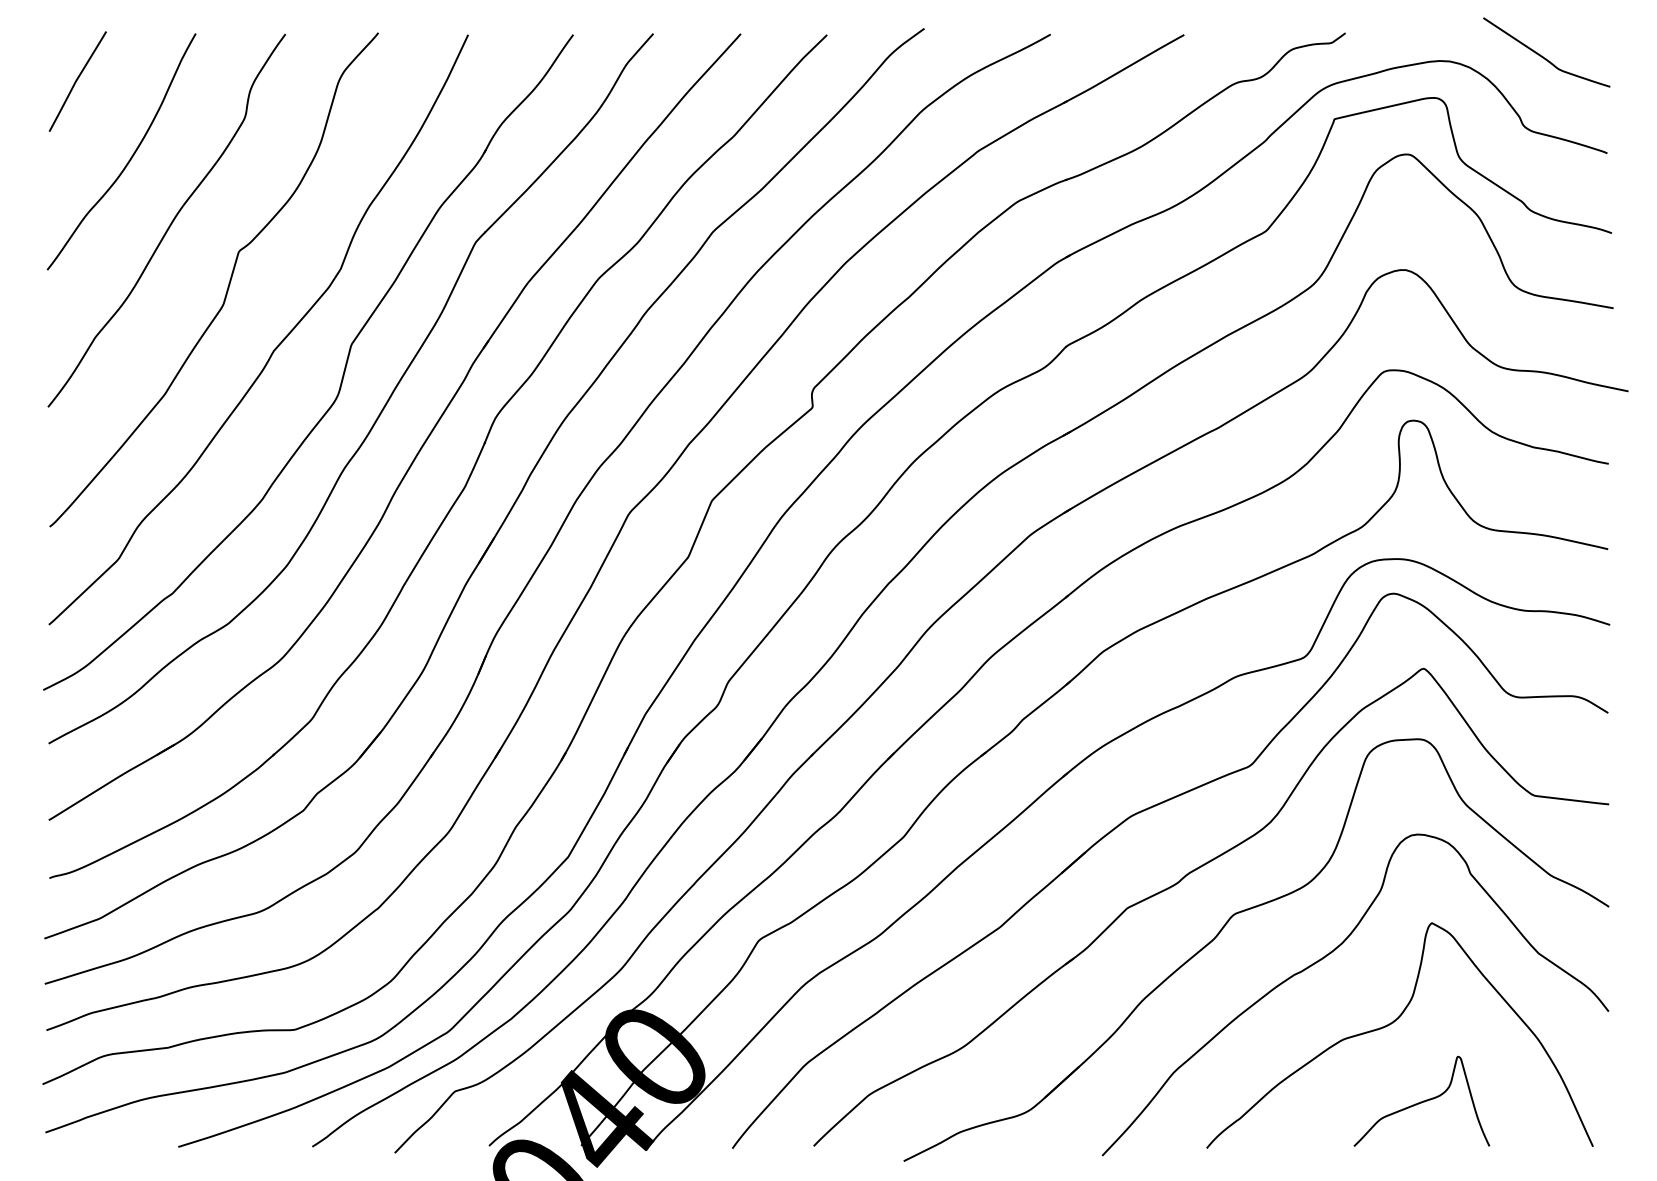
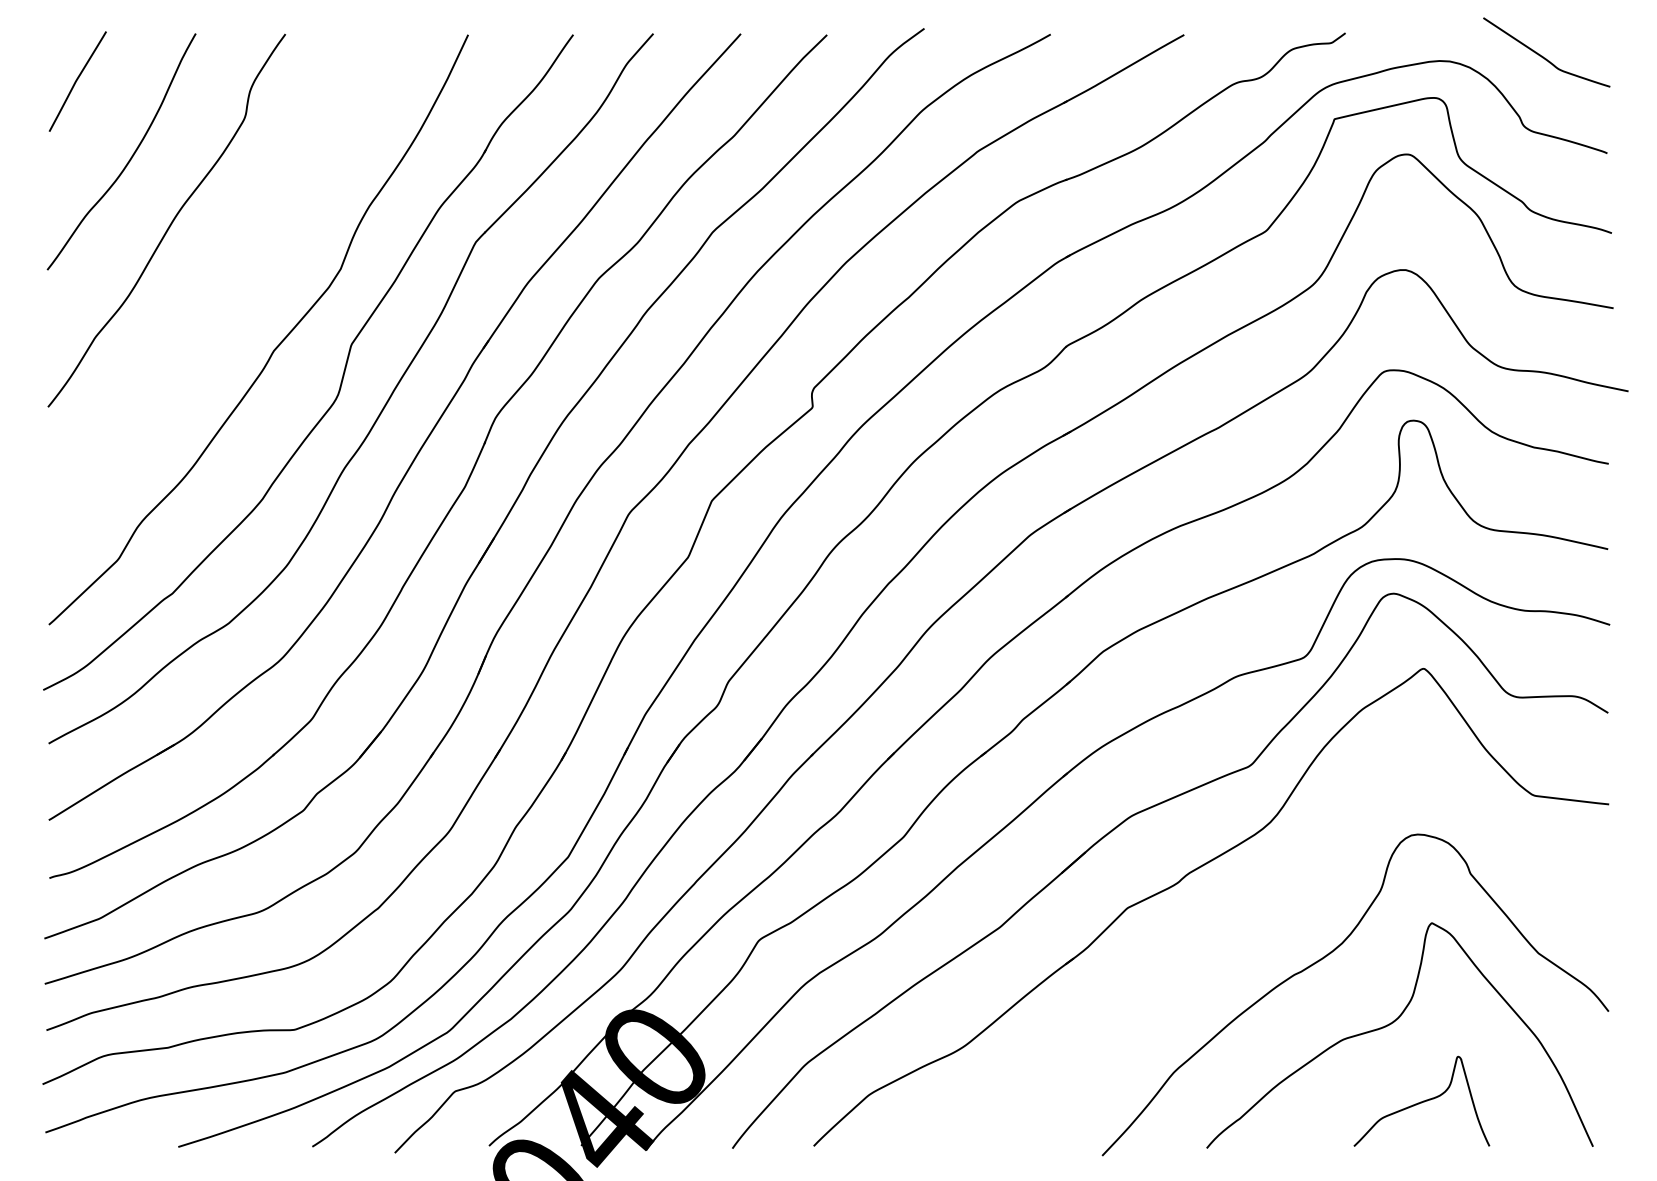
curve: present -> none (228, 283)
part: present -> none (1225, 926)
